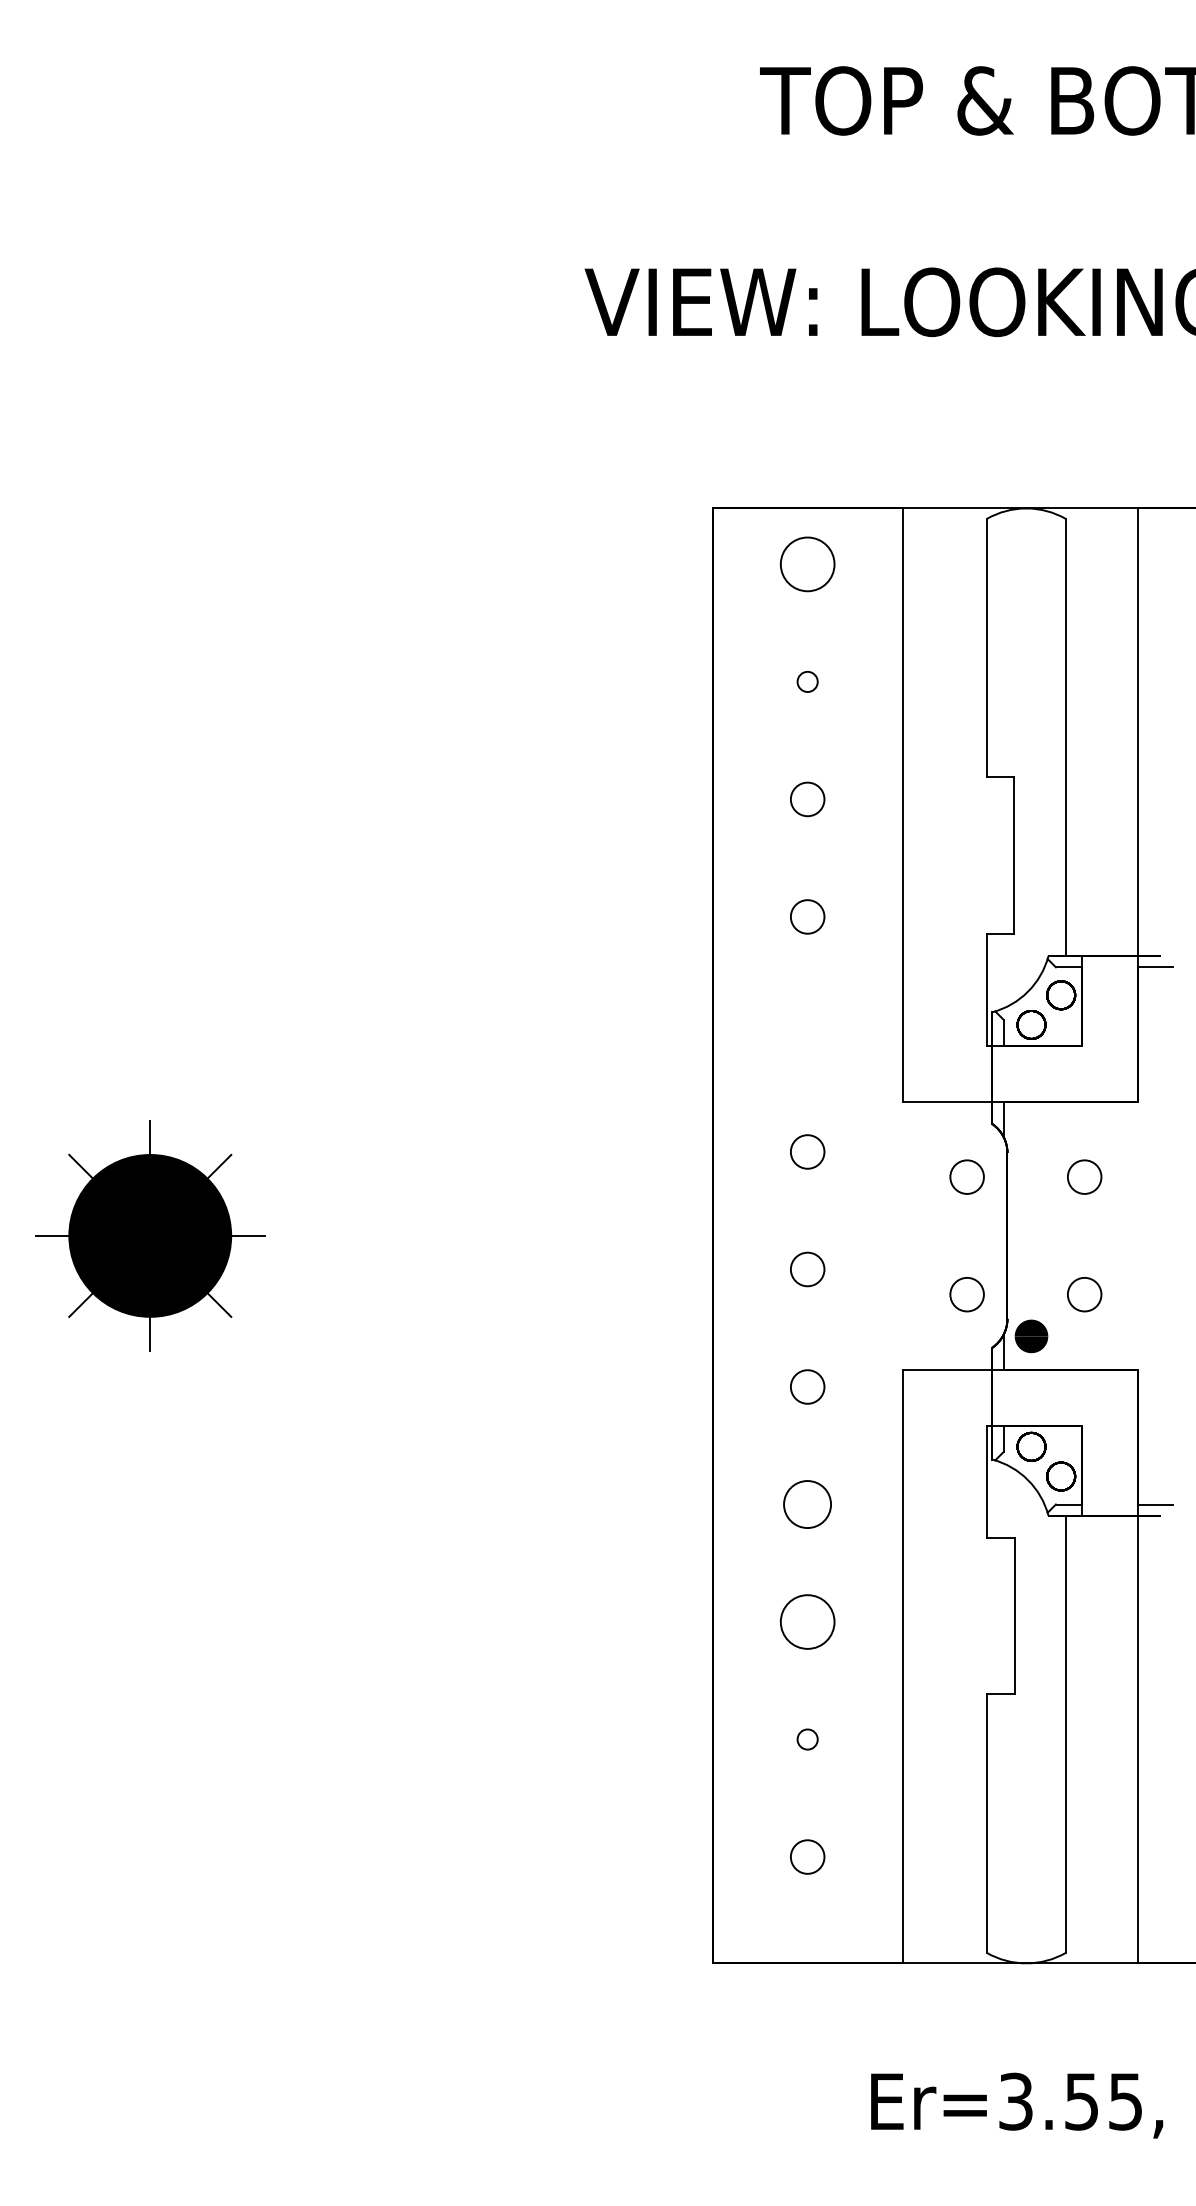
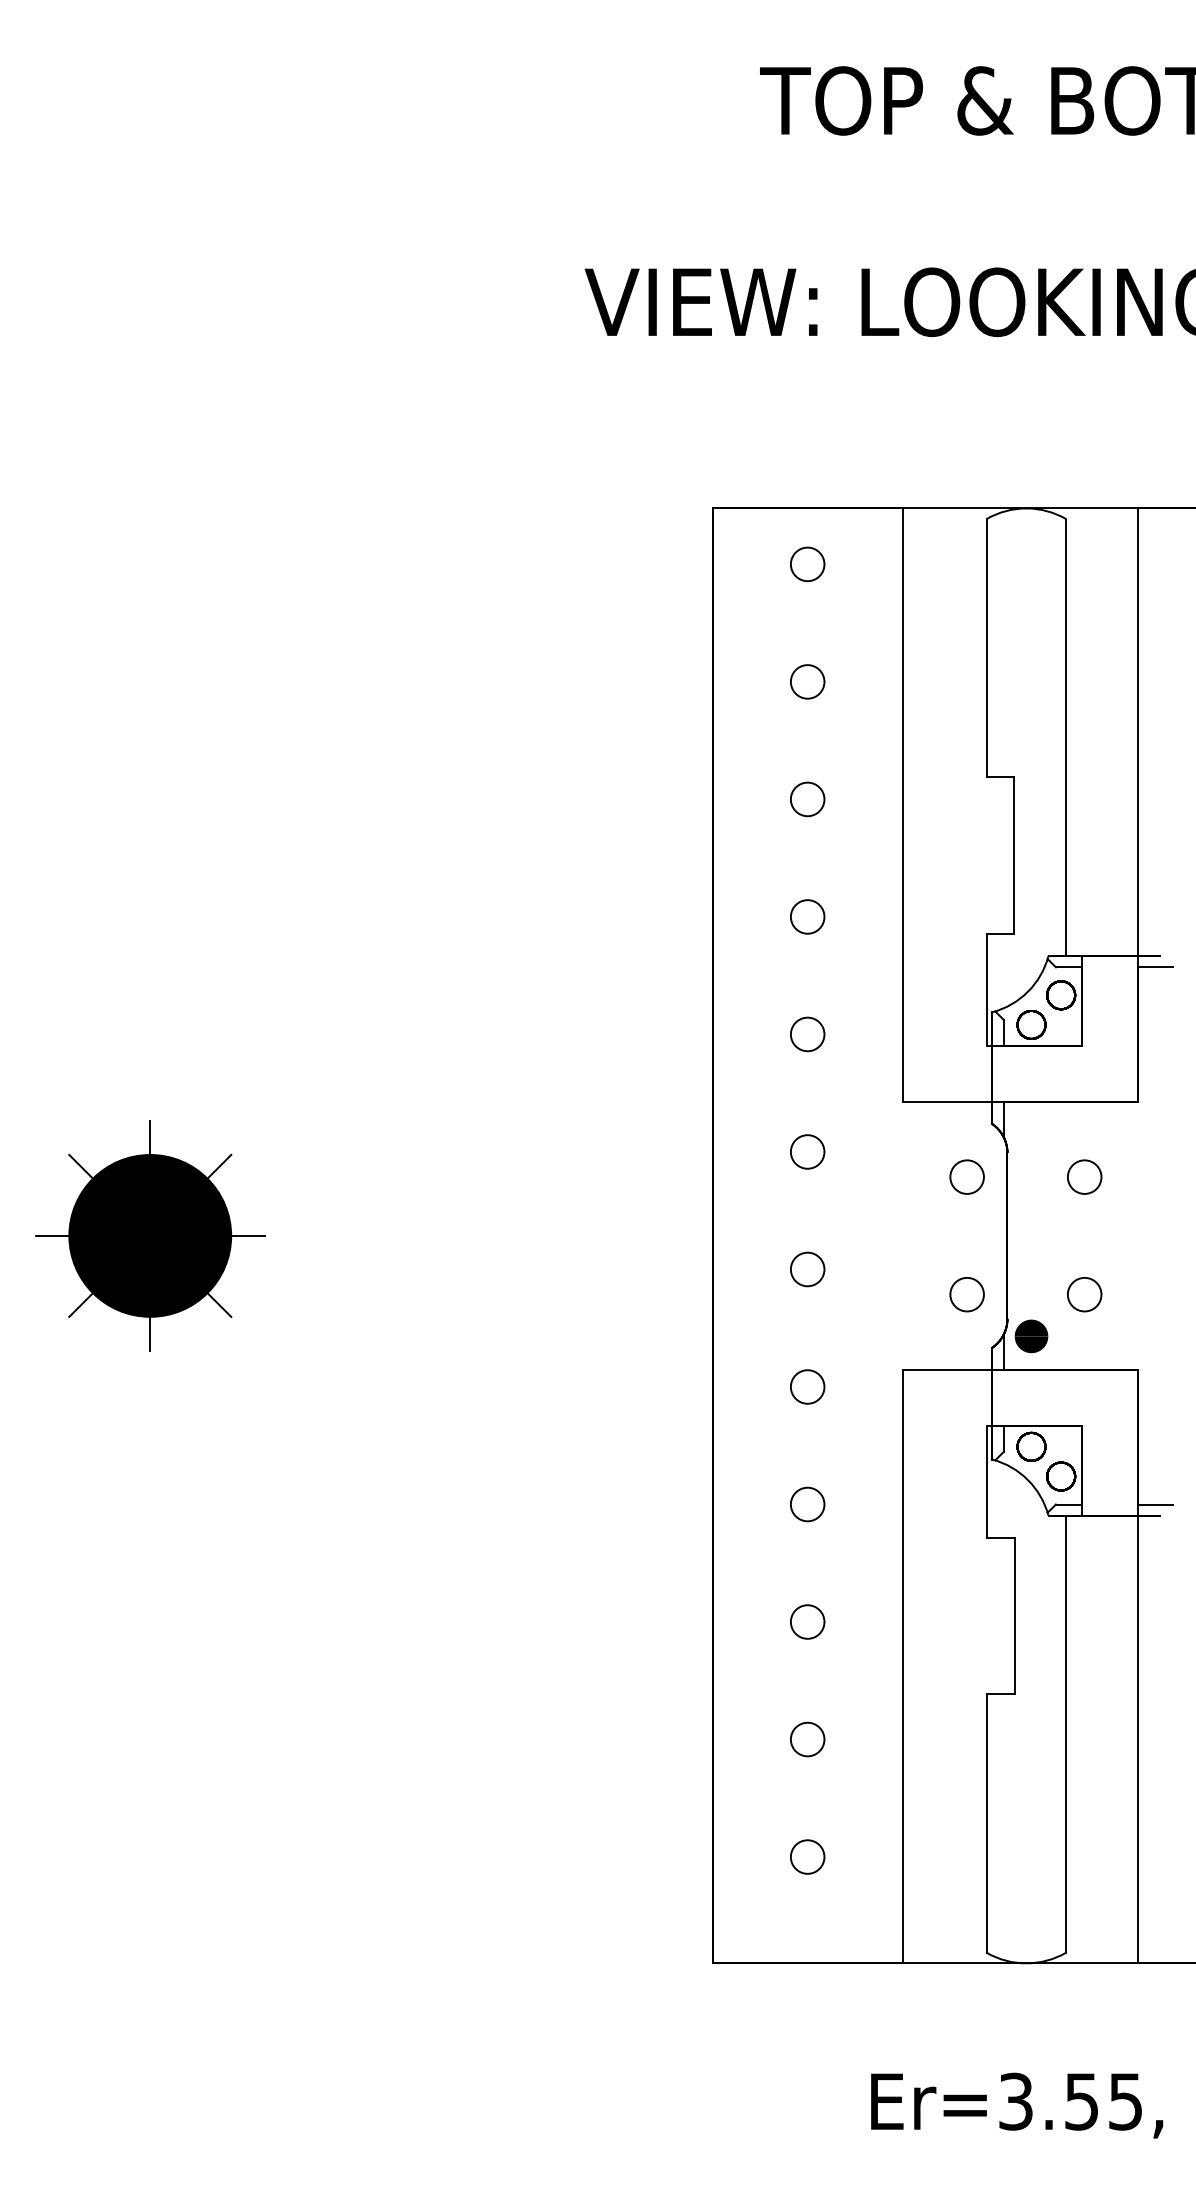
circle diameter: 54 px -> 34 px (807, 564)
circle diameter: 20 px -> 34 px (807, 681)
circle: none -> present (807, 1034)
circle size: 49x49 px -> 36x37 px (807, 1504)
circle diameter: 54 px -> 34 px (807, 1621)
circle diameter: 20 px -> 34 px (807, 1739)
